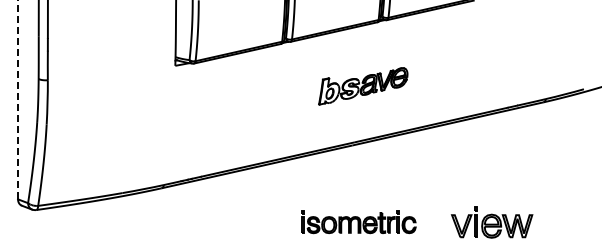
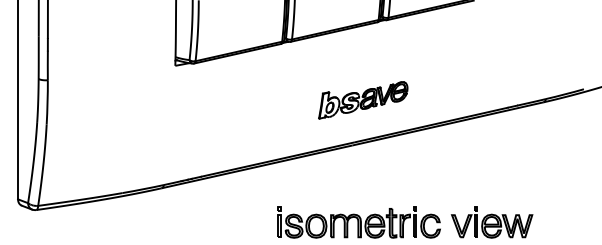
part position: (363, 86) -> (363, 100) (363, 100)
line: dashed -> solid (18, 99)
part size: 116x25 px -> 164x33 px (358, 222)
